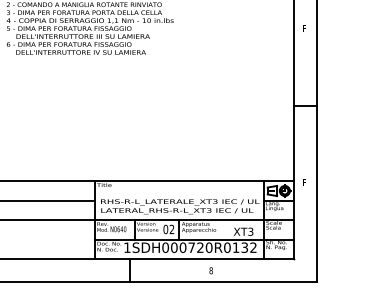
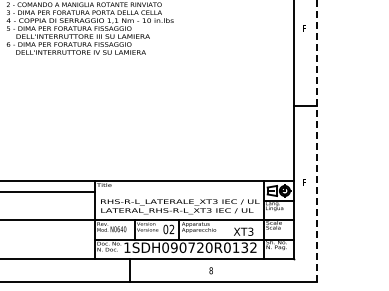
line: solid -> dashed (316, 141)
line position: (48, 200) -> (48, 191) (48, 191)
text: 1SDH000720R0132 -> 1SDH090720R0132 (174, 247)
